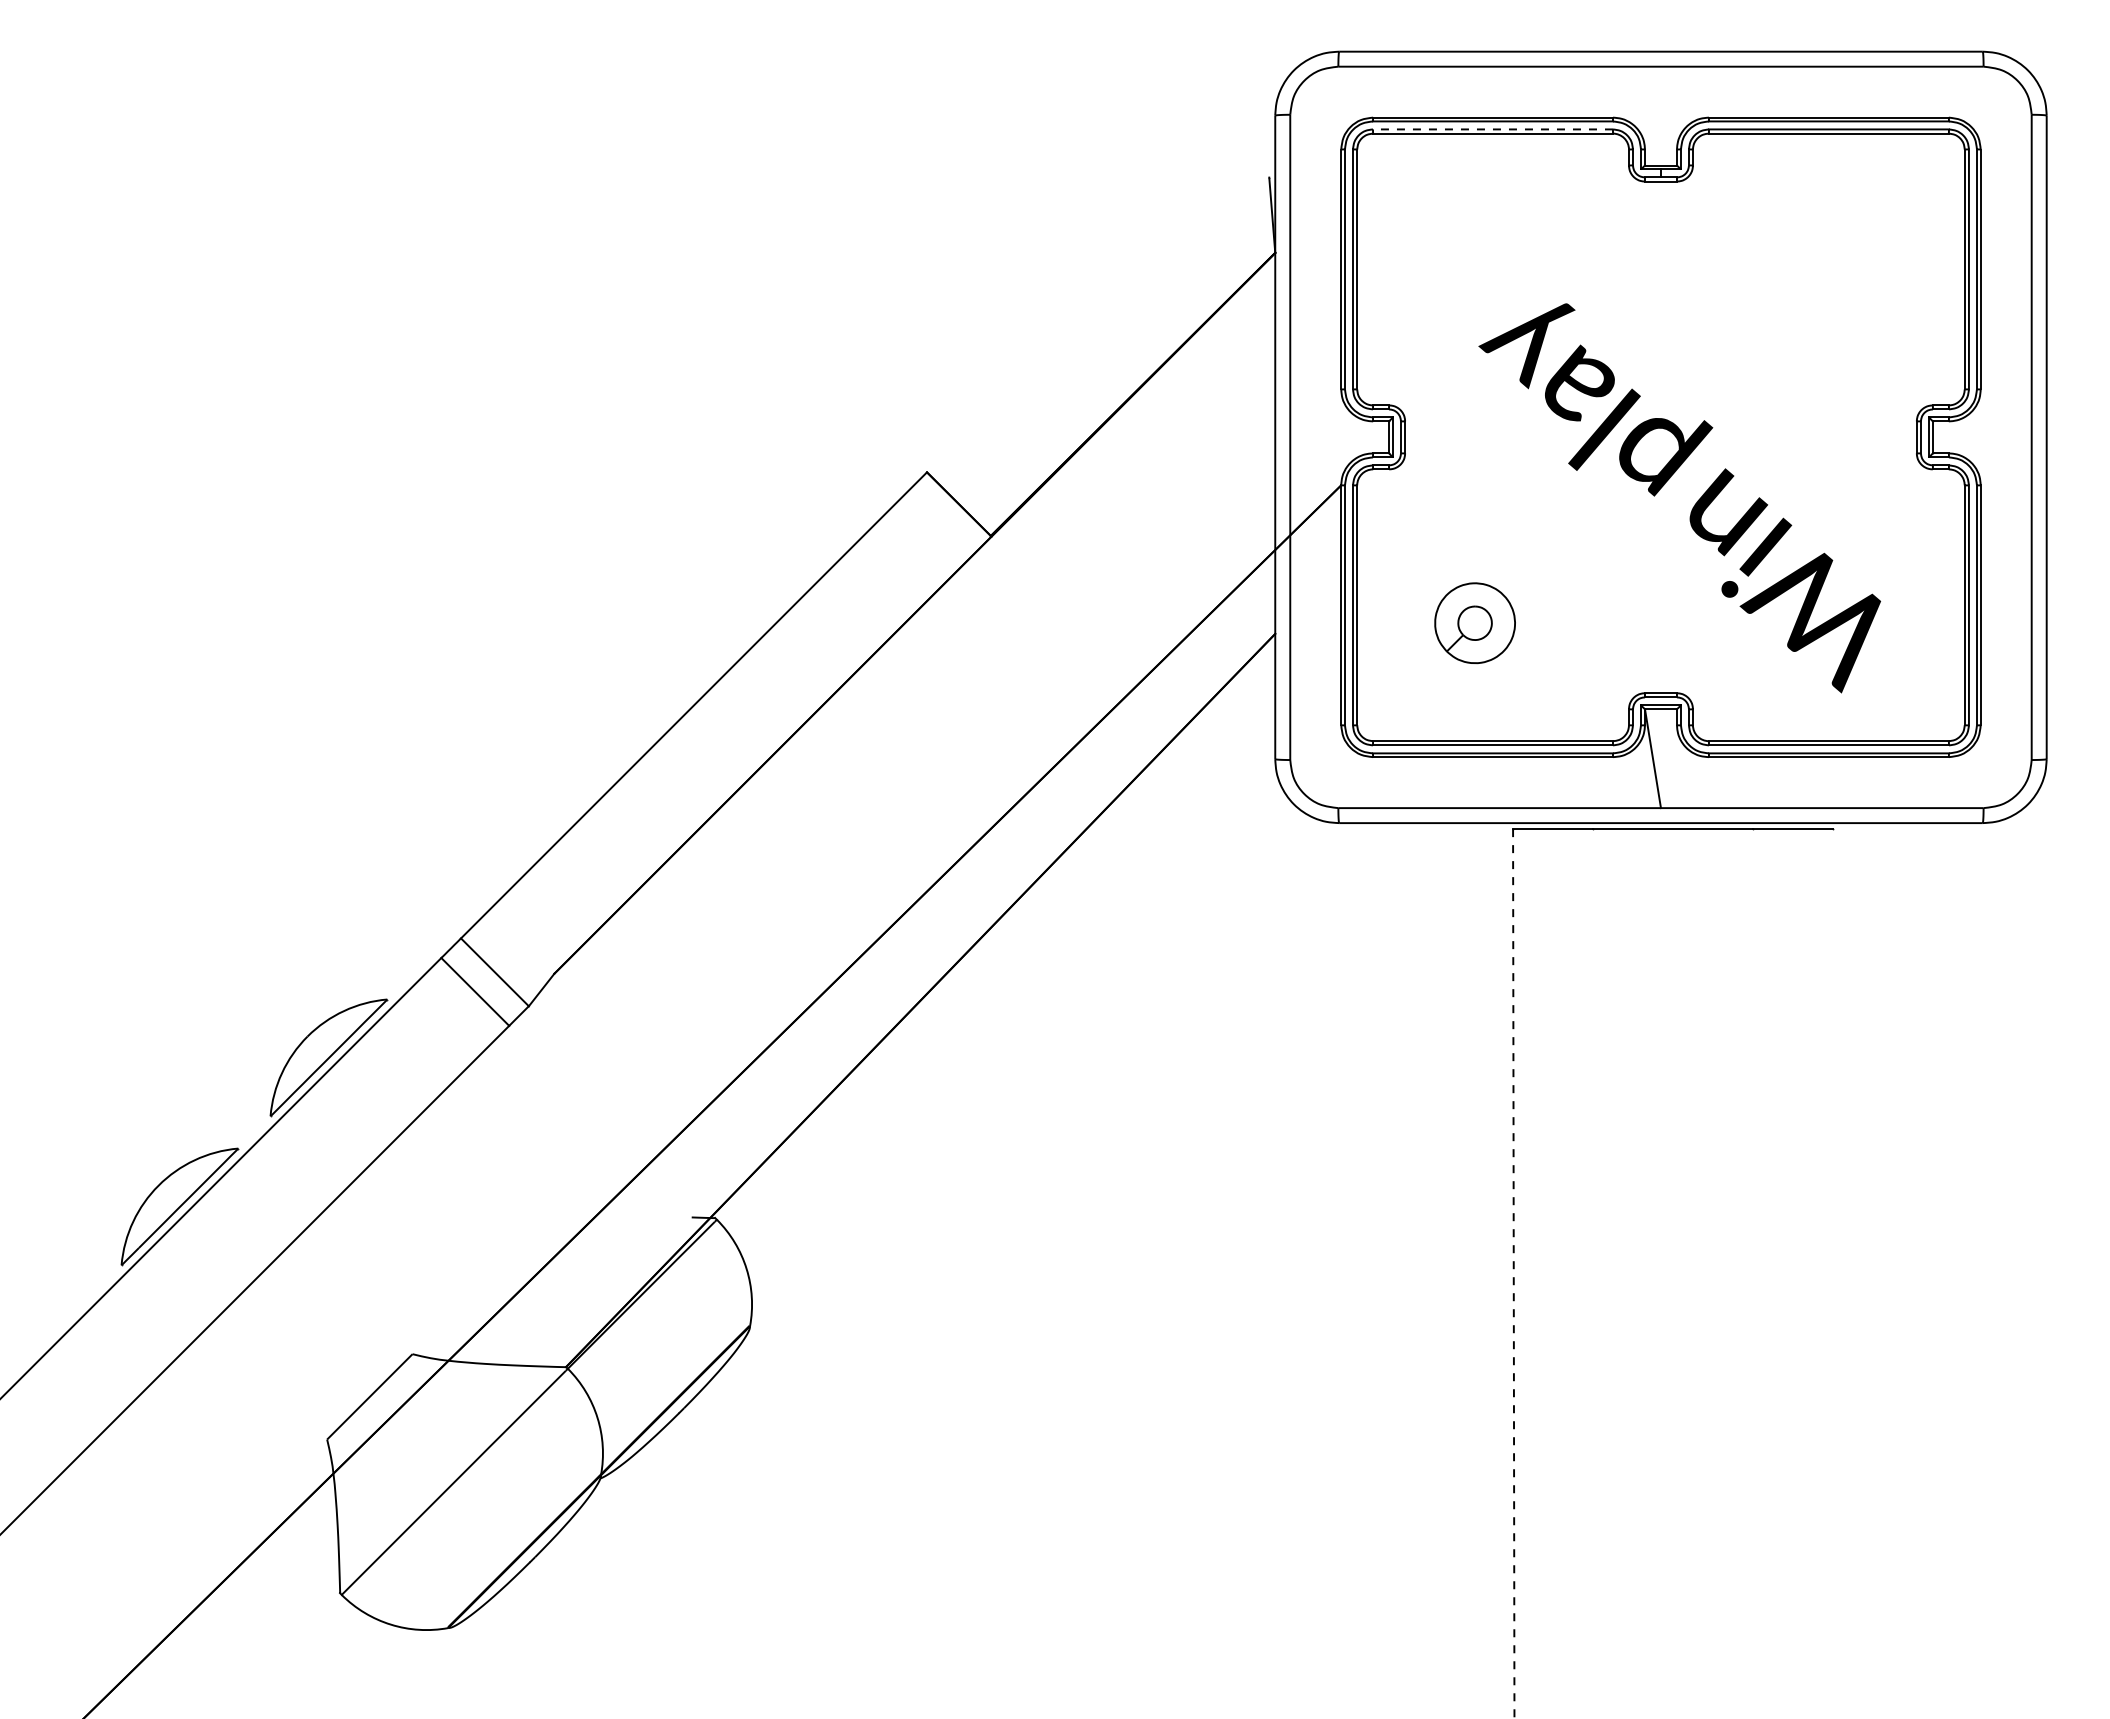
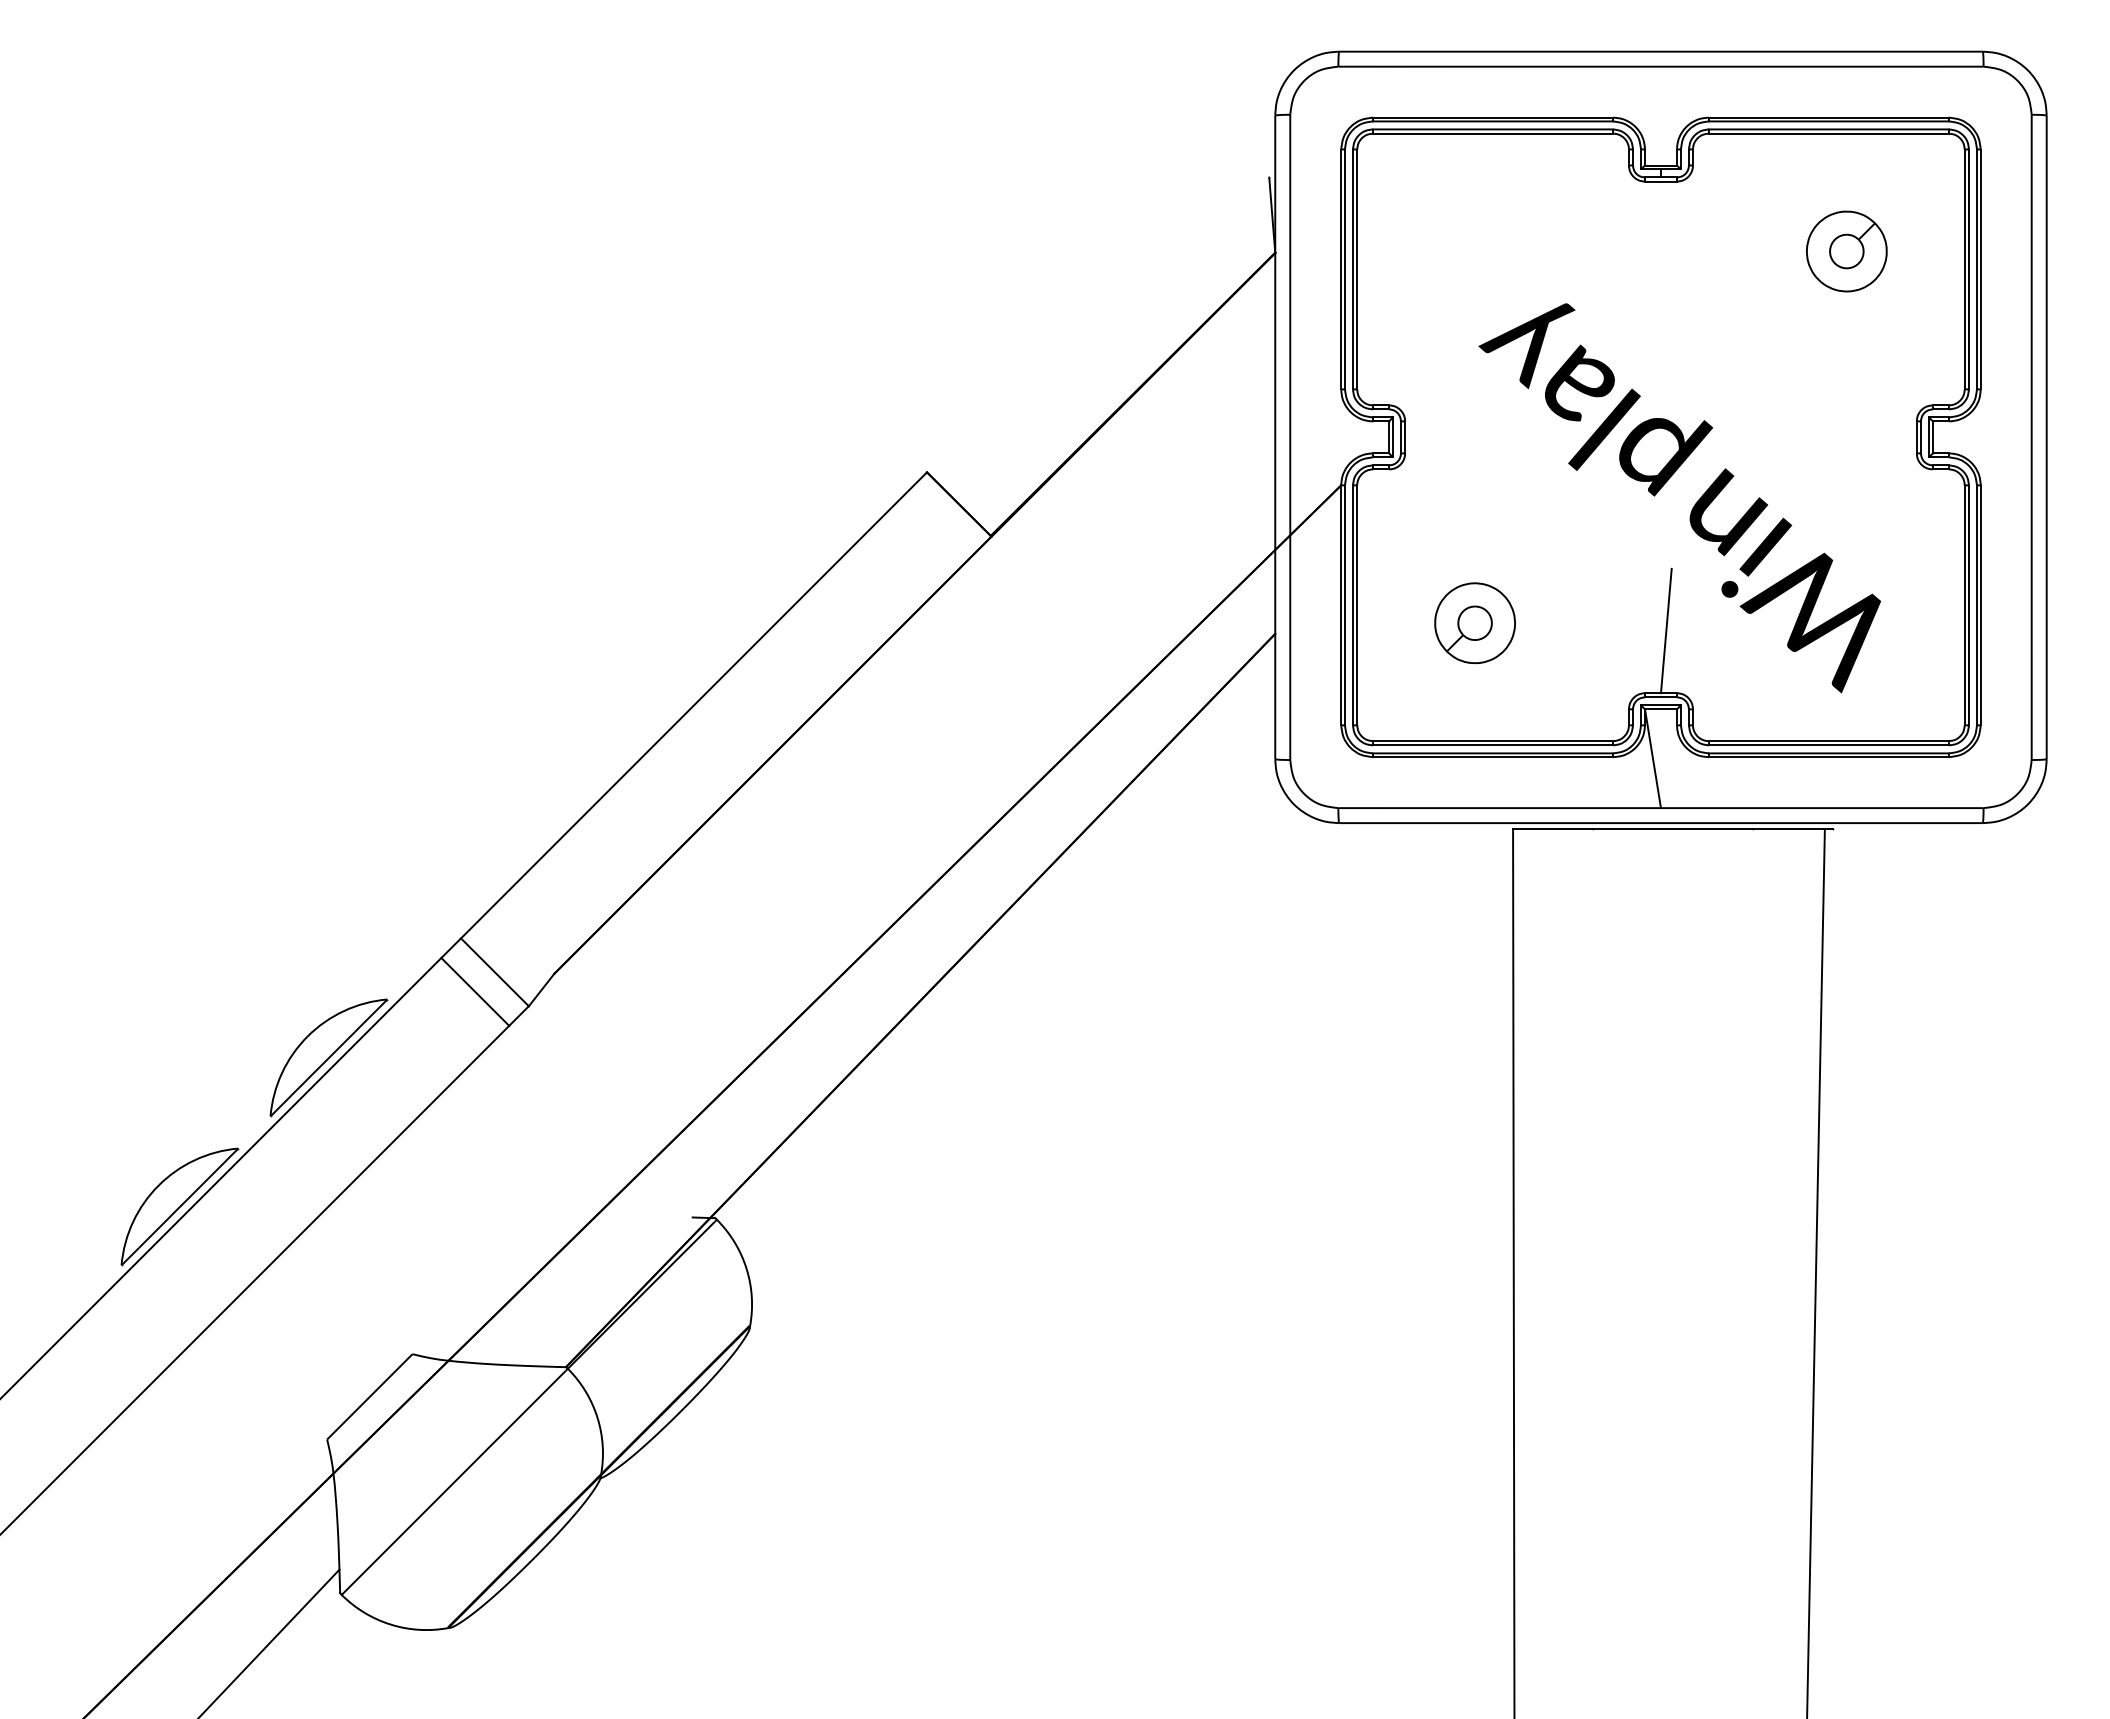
line: dashed -> solid (1492, 129)
part: none -> present (1846, 251)
line: none -> present (1665, 630)
line: none -> present (1815, 1272)
line: dashed -> solid (1513, 1274)
line: none -> present (270, 1642)
